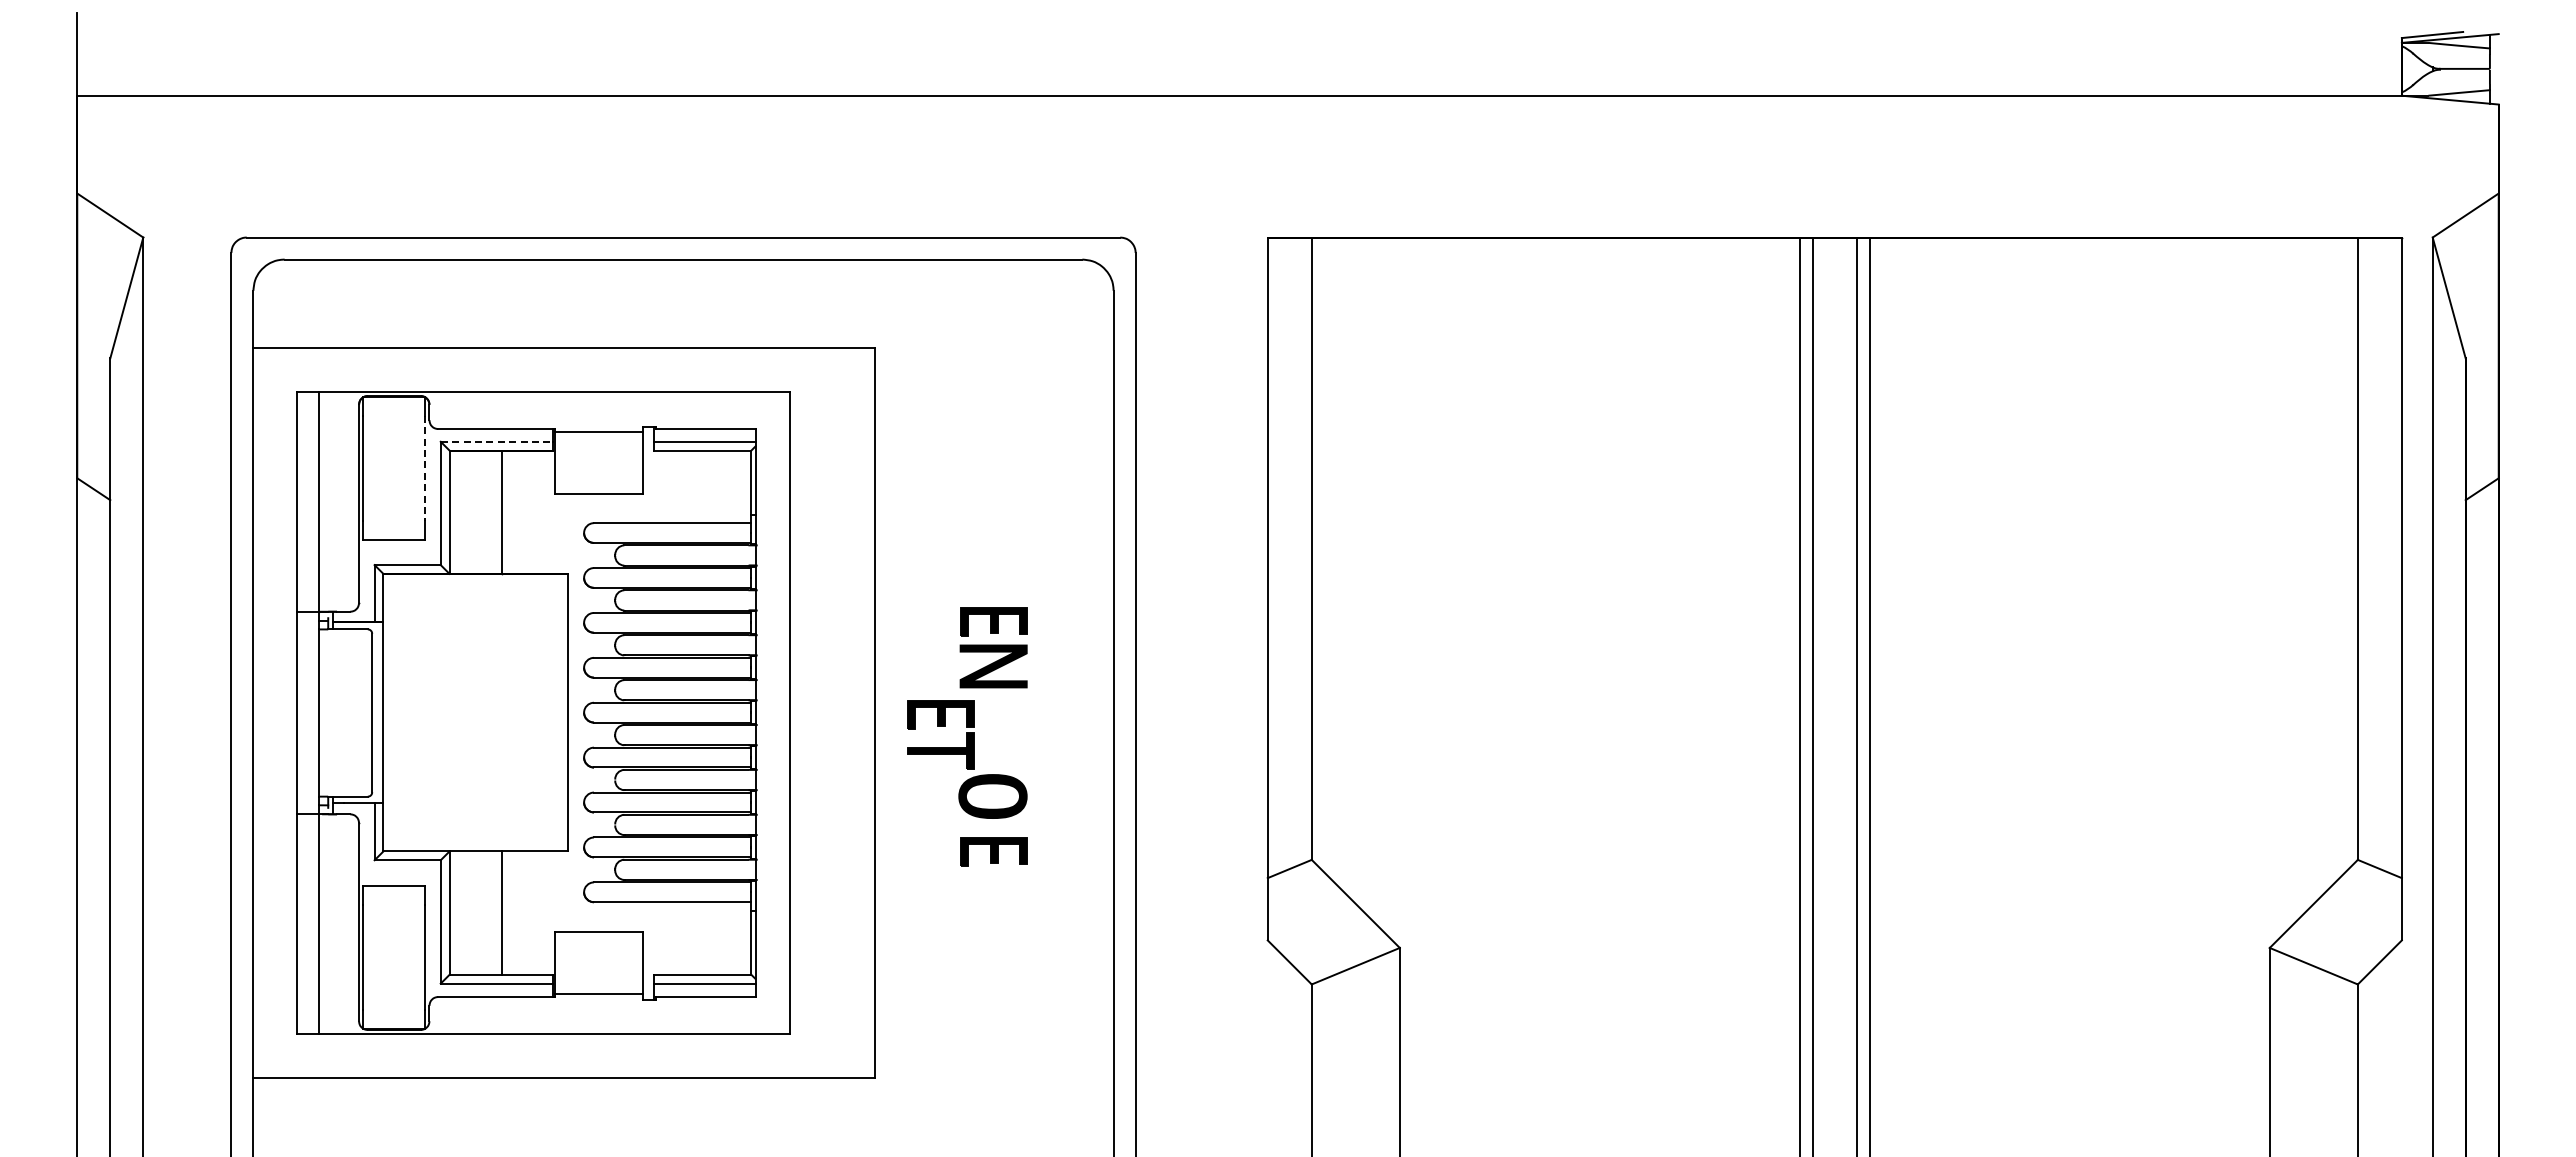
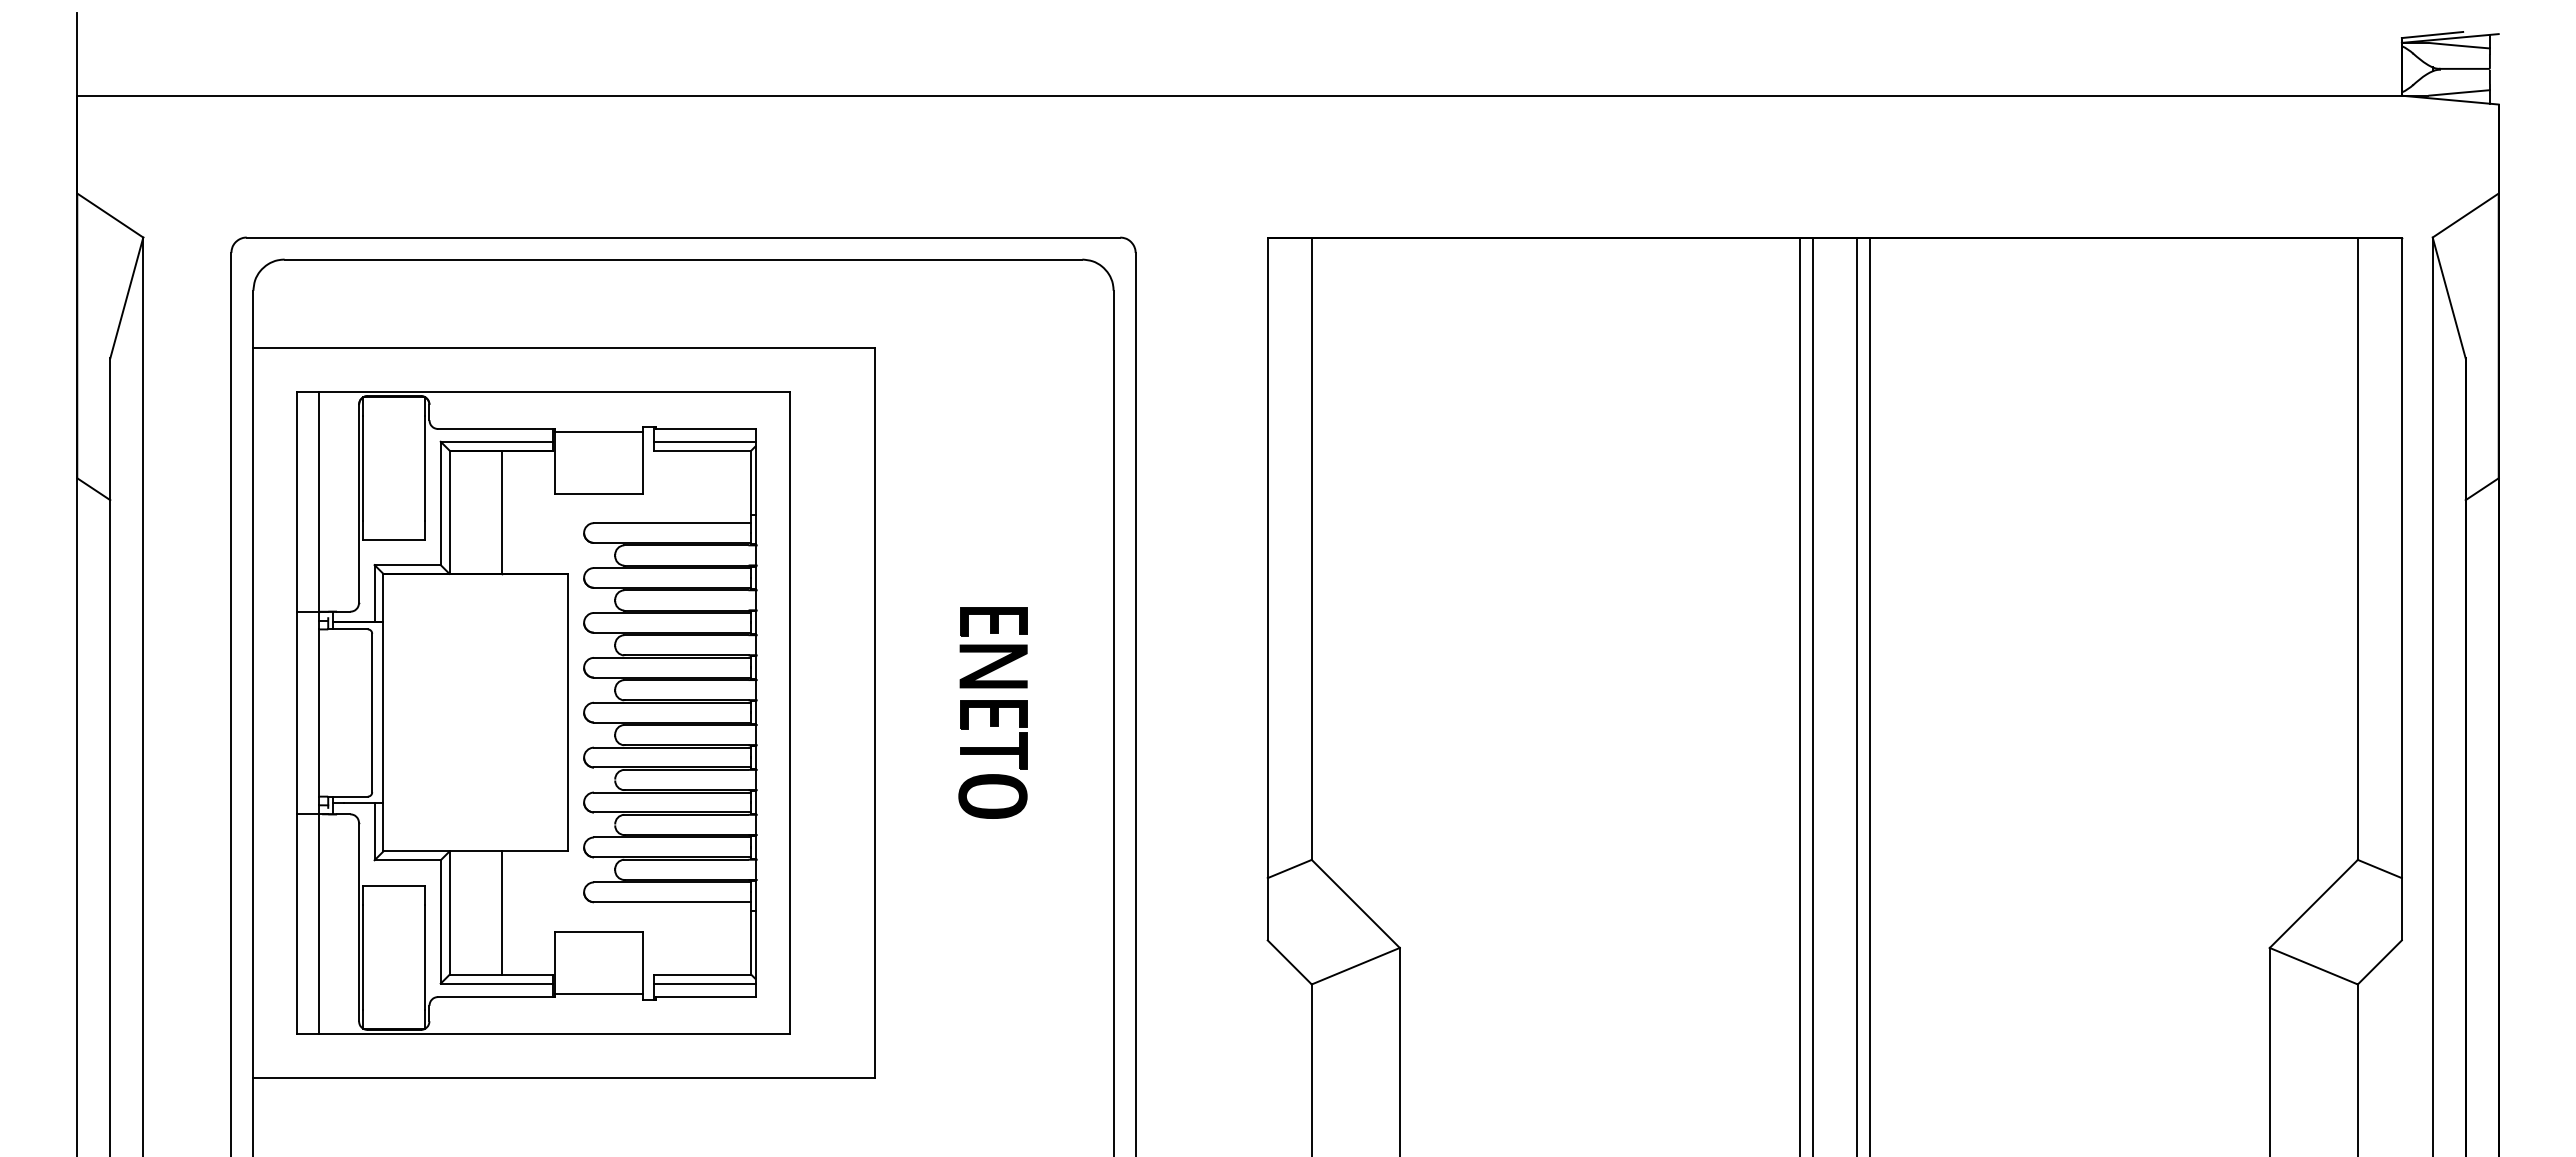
line: dashed -> solid (497, 441)
line: dashed -> solid (425, 468)
part position: (940, 726) -> (993, 726) (993, 726)
part: present -> none (993, 851)
